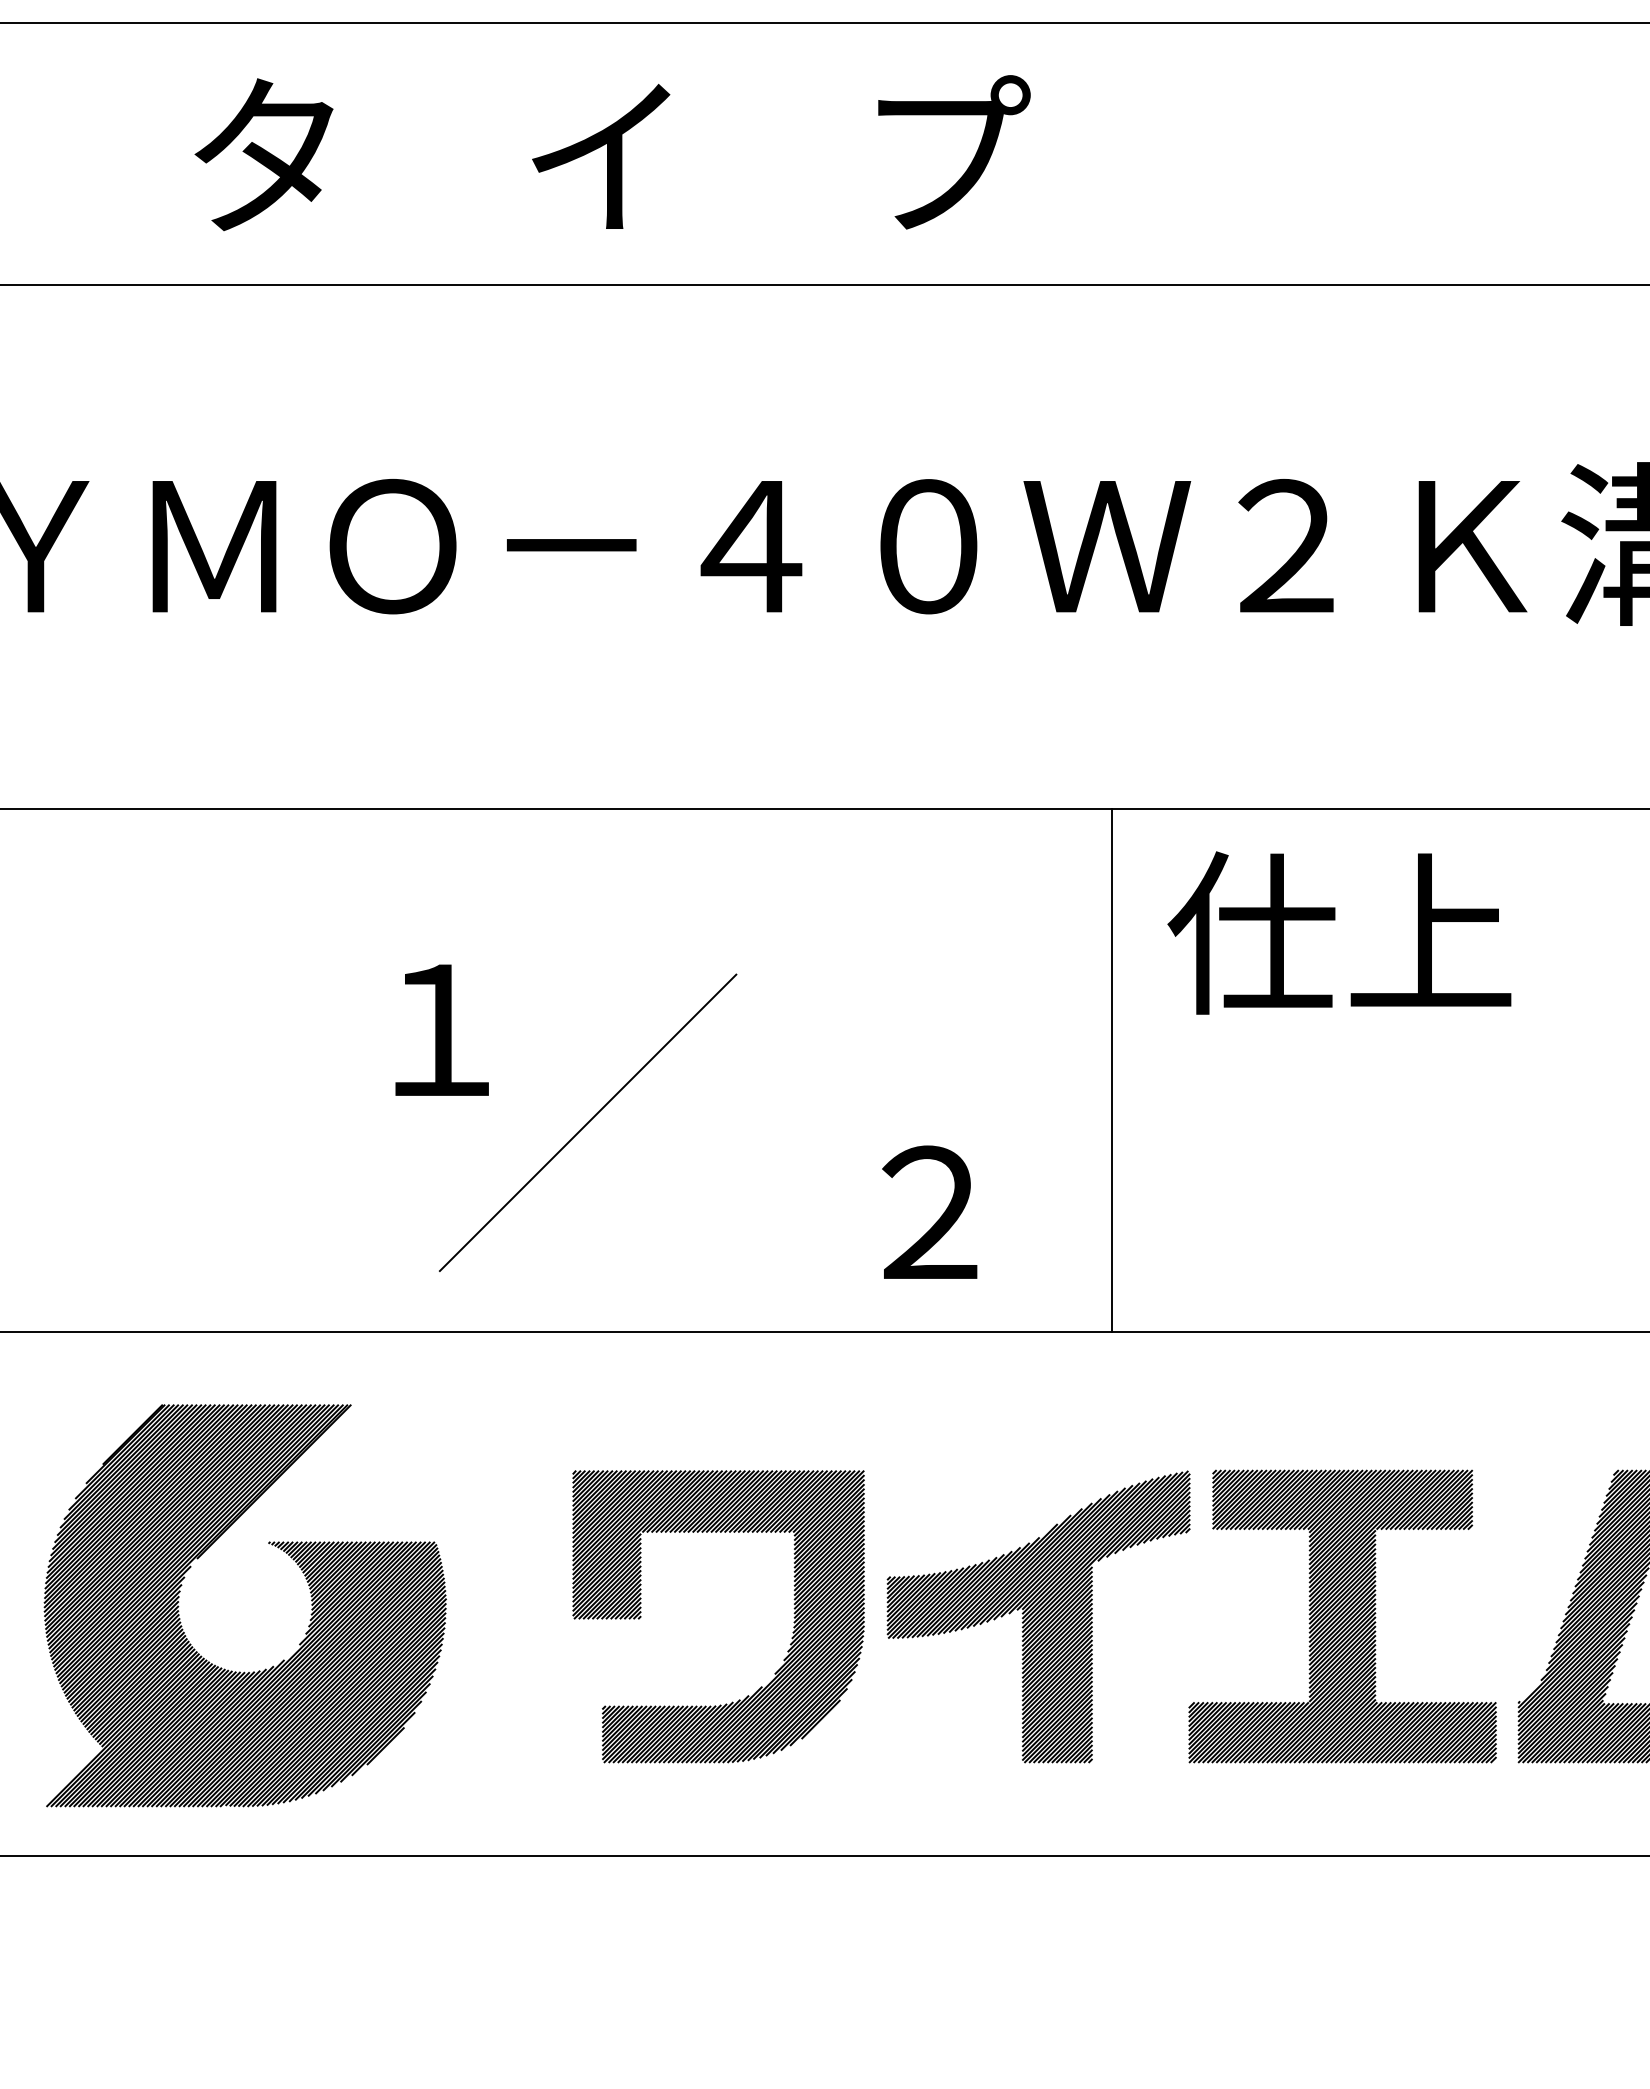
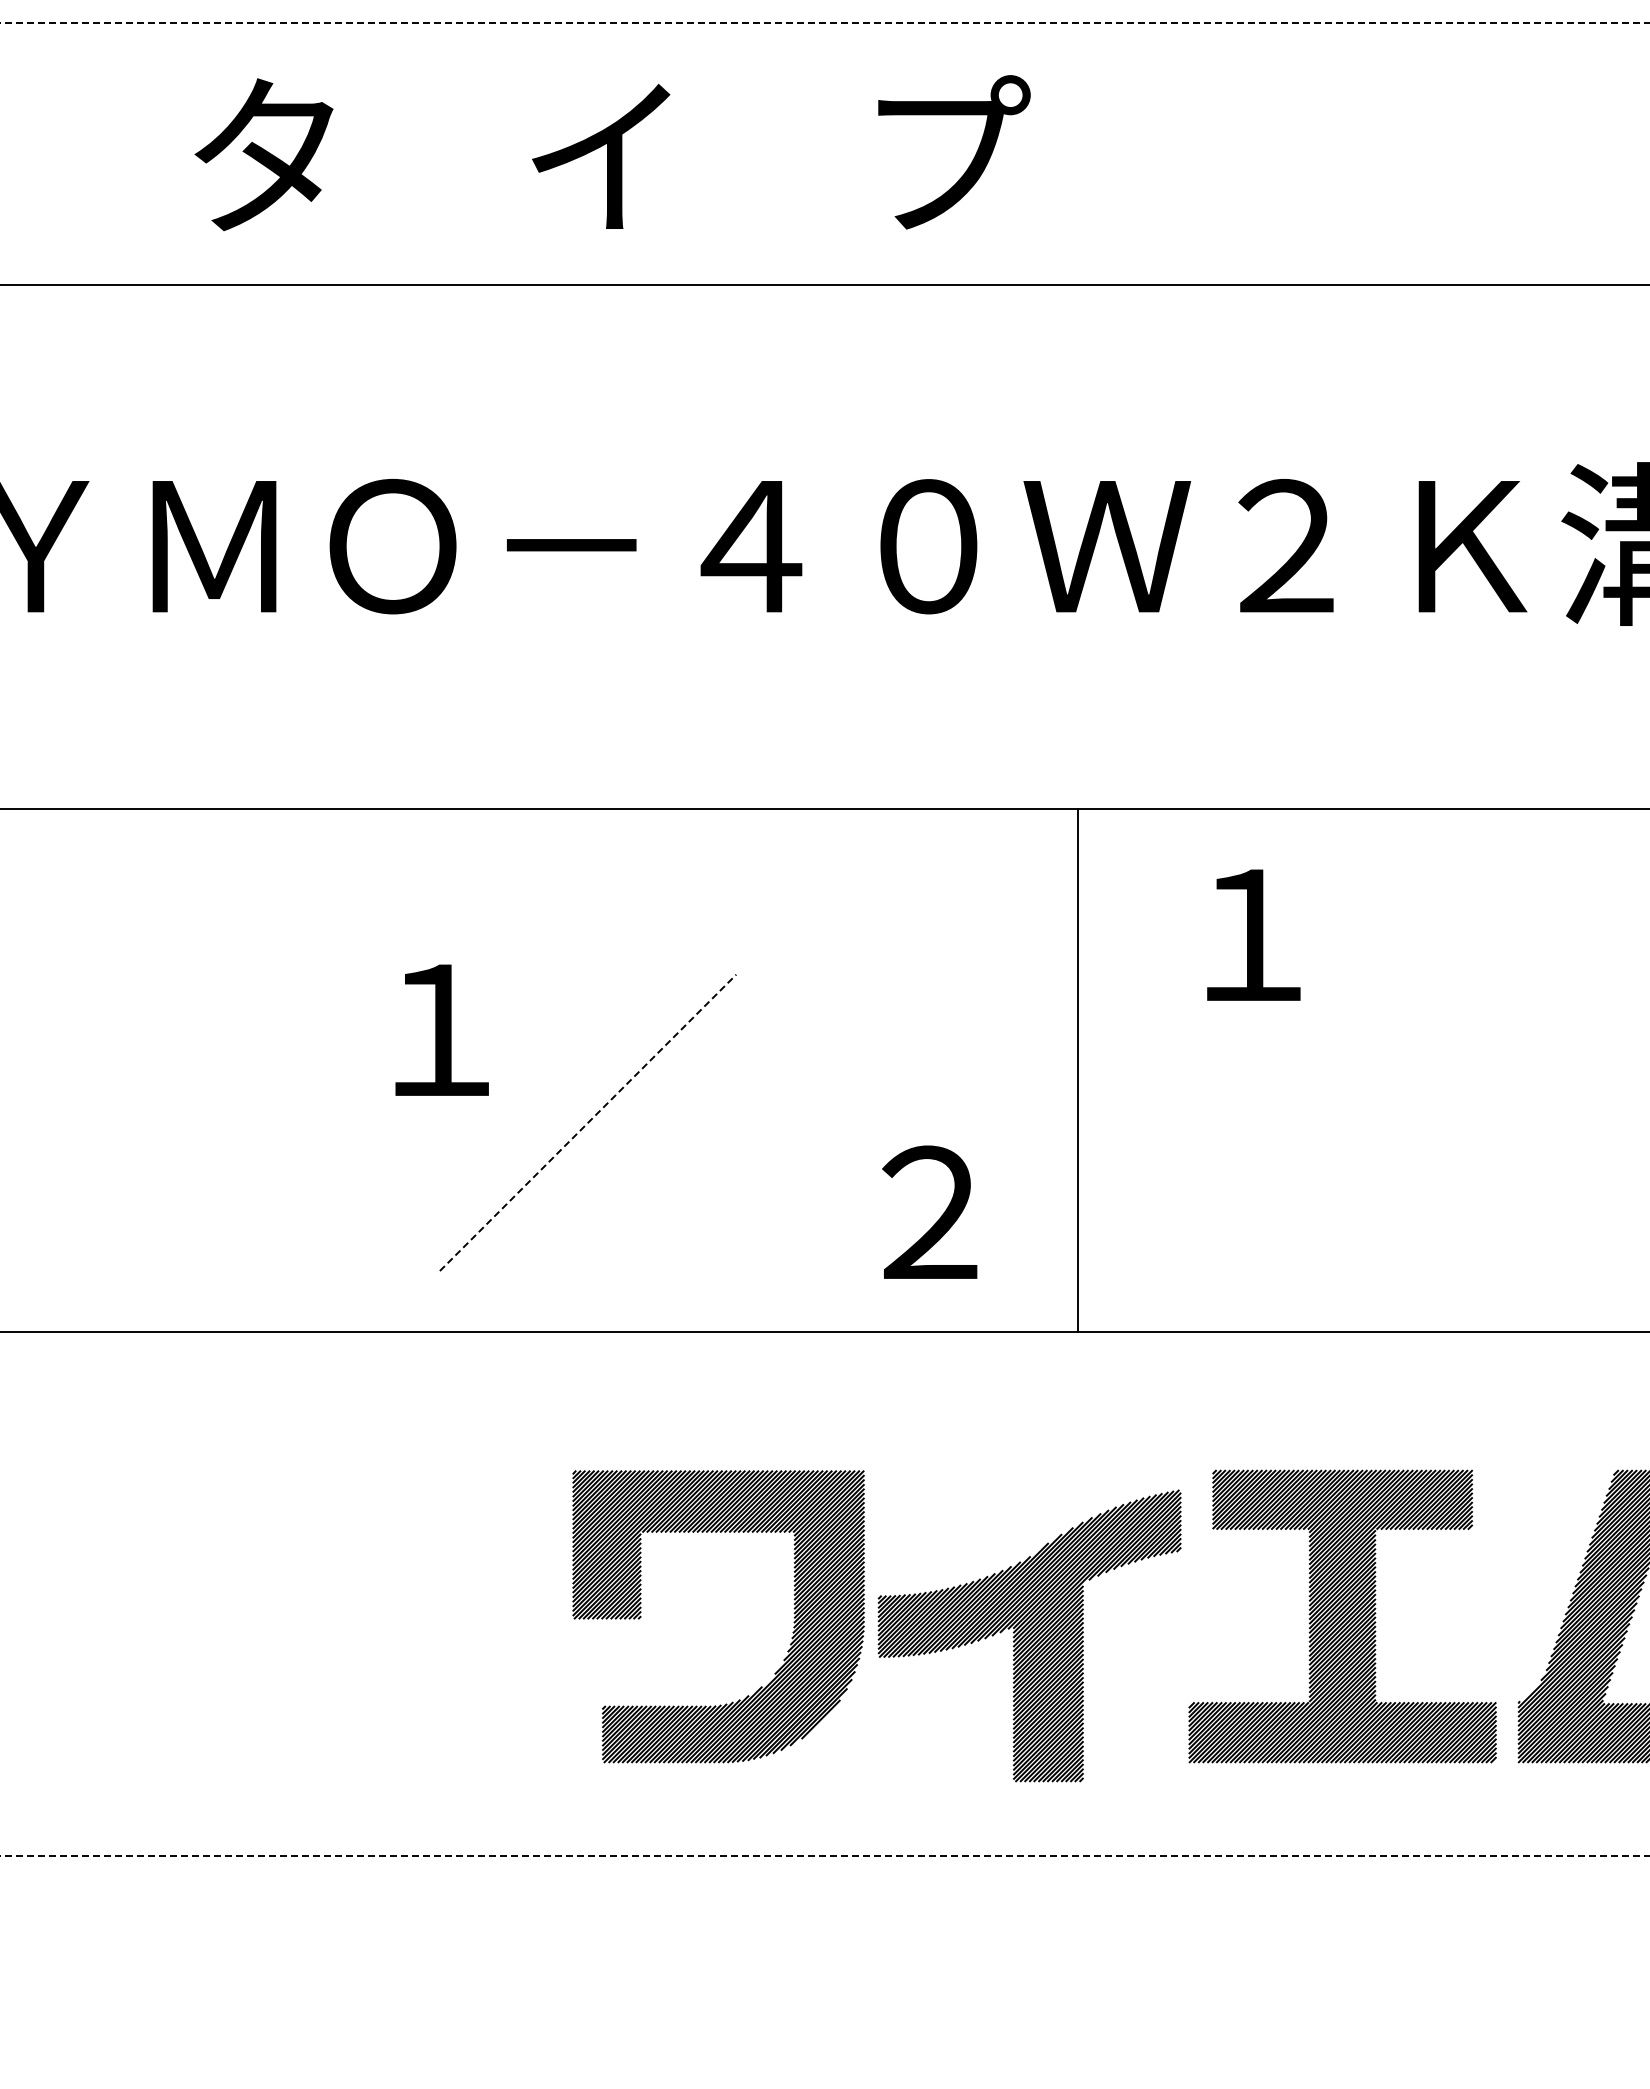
line: solid -> dashed (825, 23)
text: 仕上 -> １ (1339, 932)
line position: (1111, 1070) -> (1077, 1070) (1077, 1070)
line: solid -> dashed (588, 1122)
part: present -> none (179, 1606)
part position: (1038, 1616) -> (1029, 1635) (1029, 1635)
line: solid -> dashed (825, 1855)
